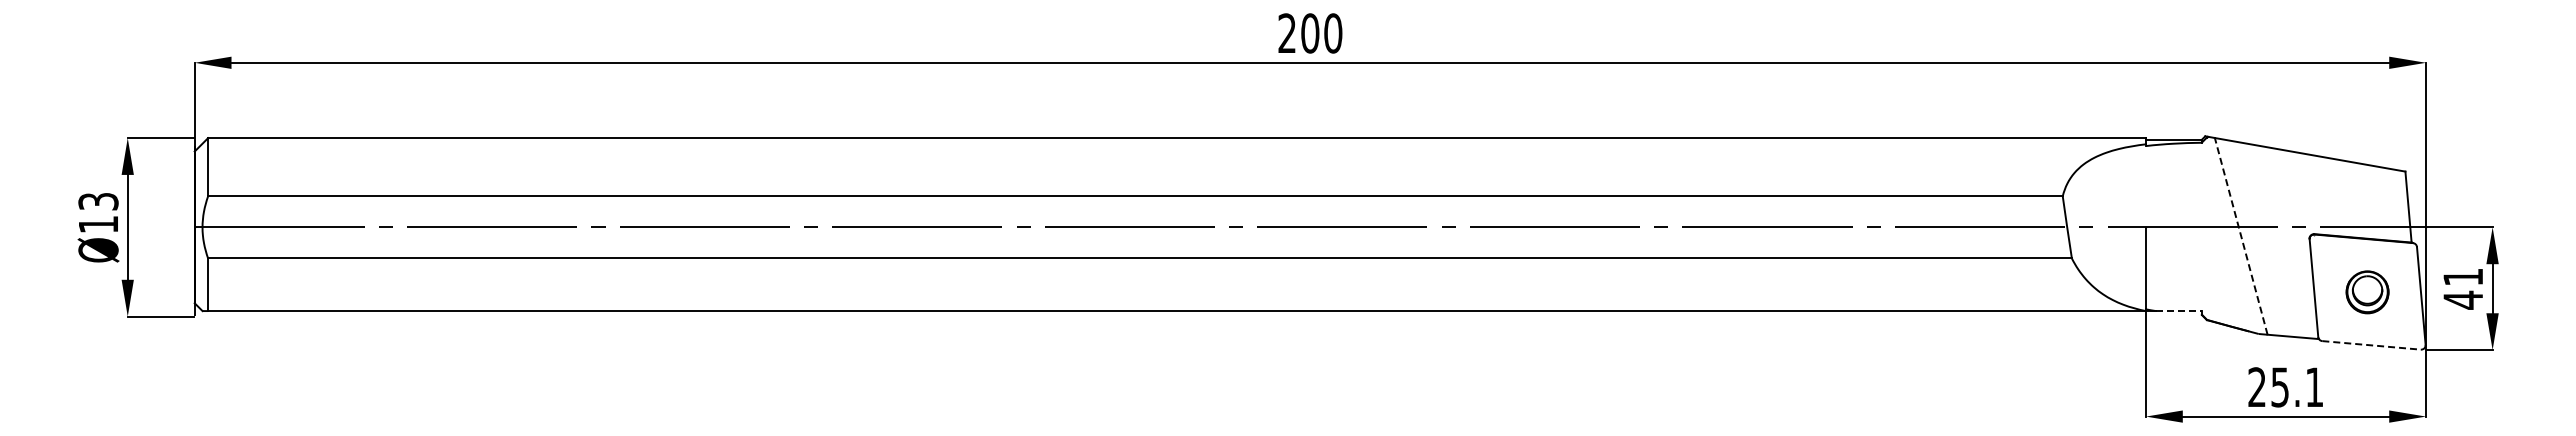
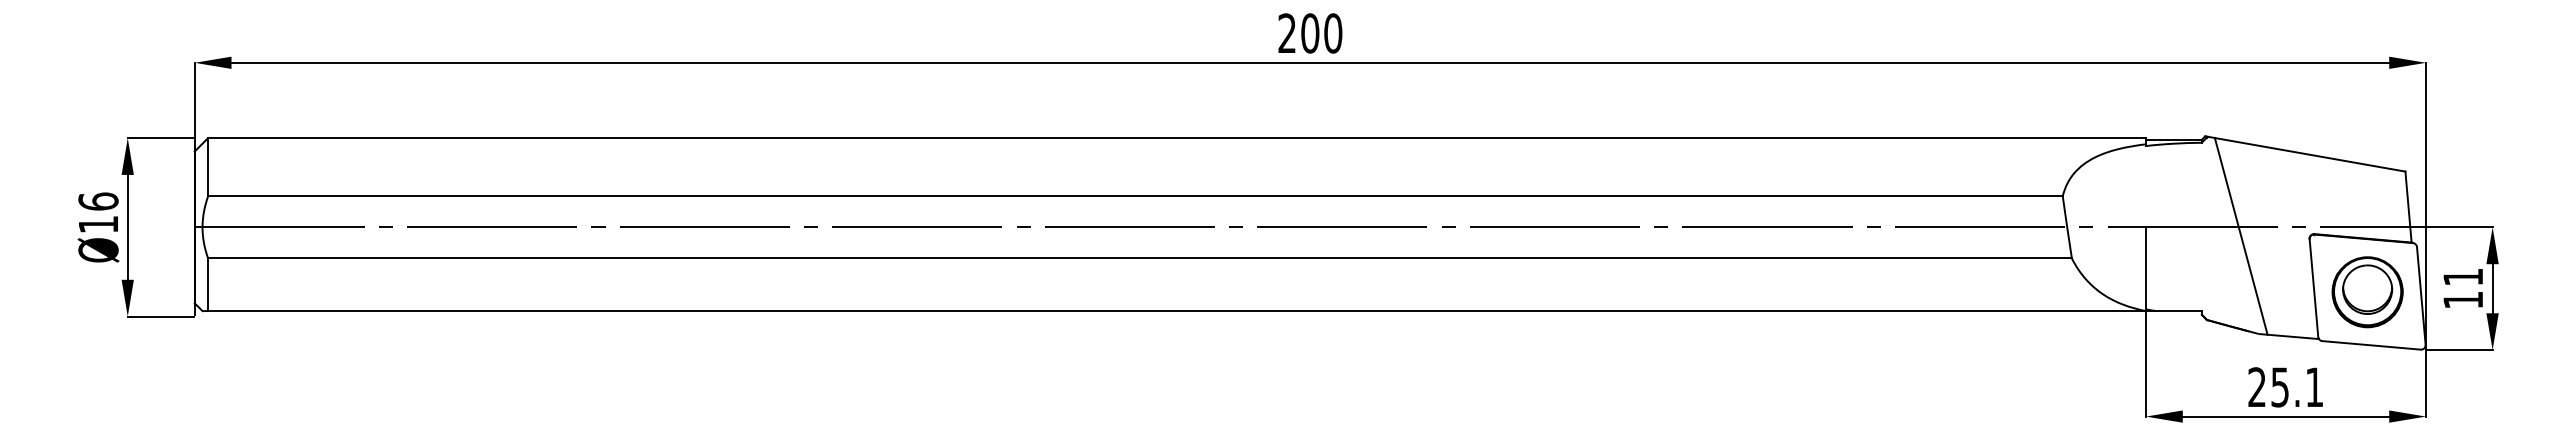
text: Ø13 -> Ø16 (98, 201)
line: dashed -> solid (2241, 236)
part size: 45x45 px -> 73x73 px (2367, 292)
text: 41 -> 11 (2462, 299)
line: dashed -> solid (2178, 311)
line: dashed -> solid (2372, 345)
